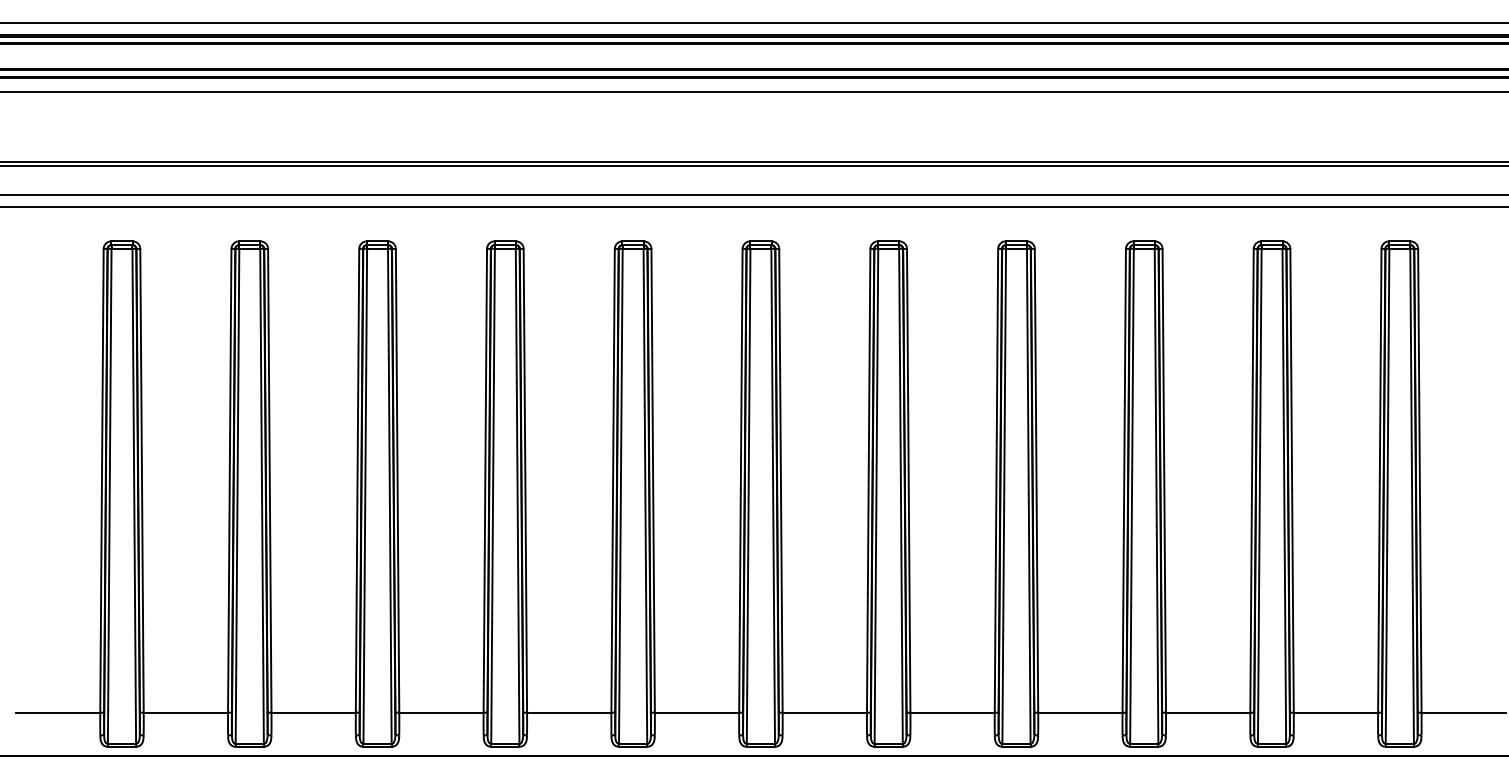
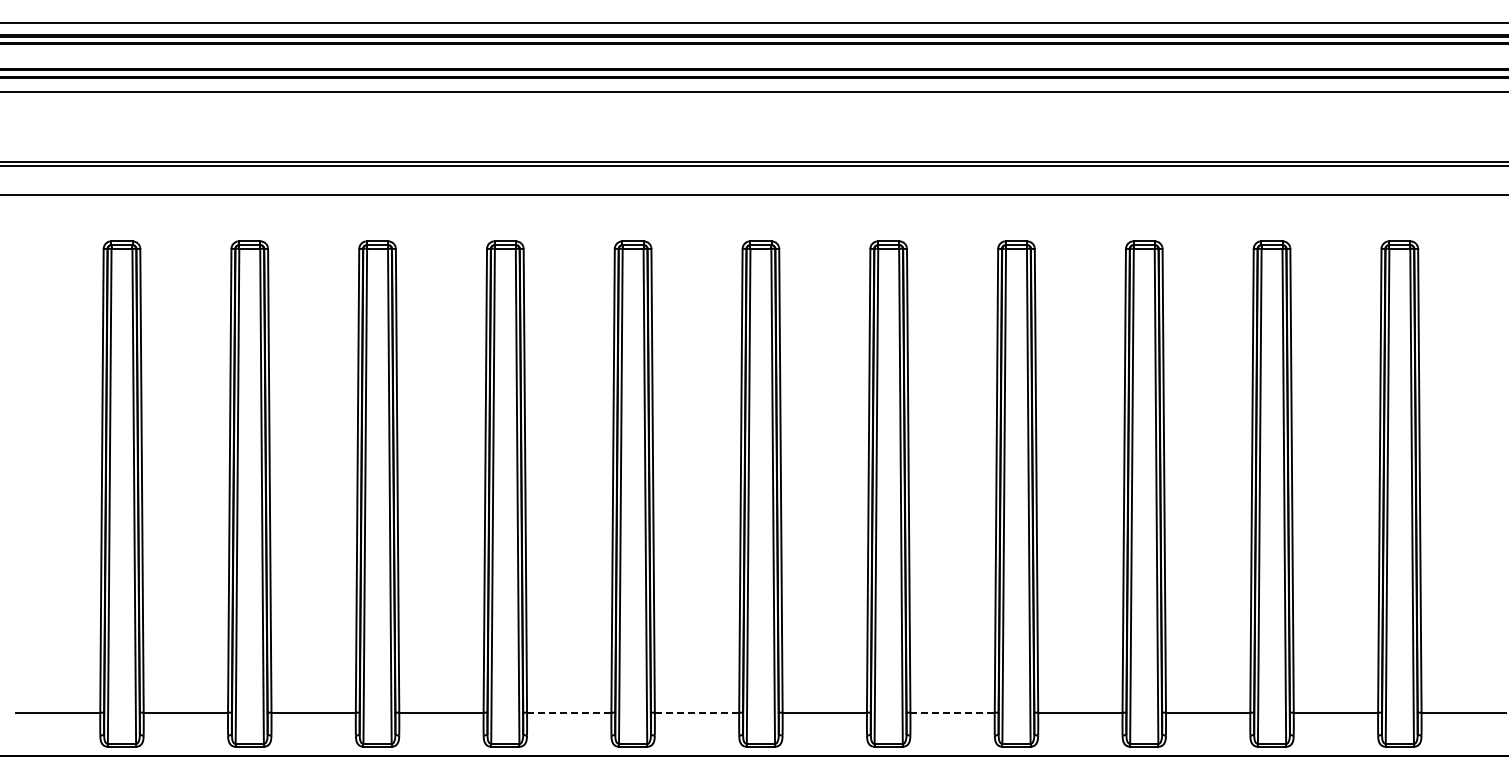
line: present -> none (753, 206)
line: solid -> dashed (569, 712)
line: solid -> dashed (697, 712)
line: solid -> dashed (953, 712)
